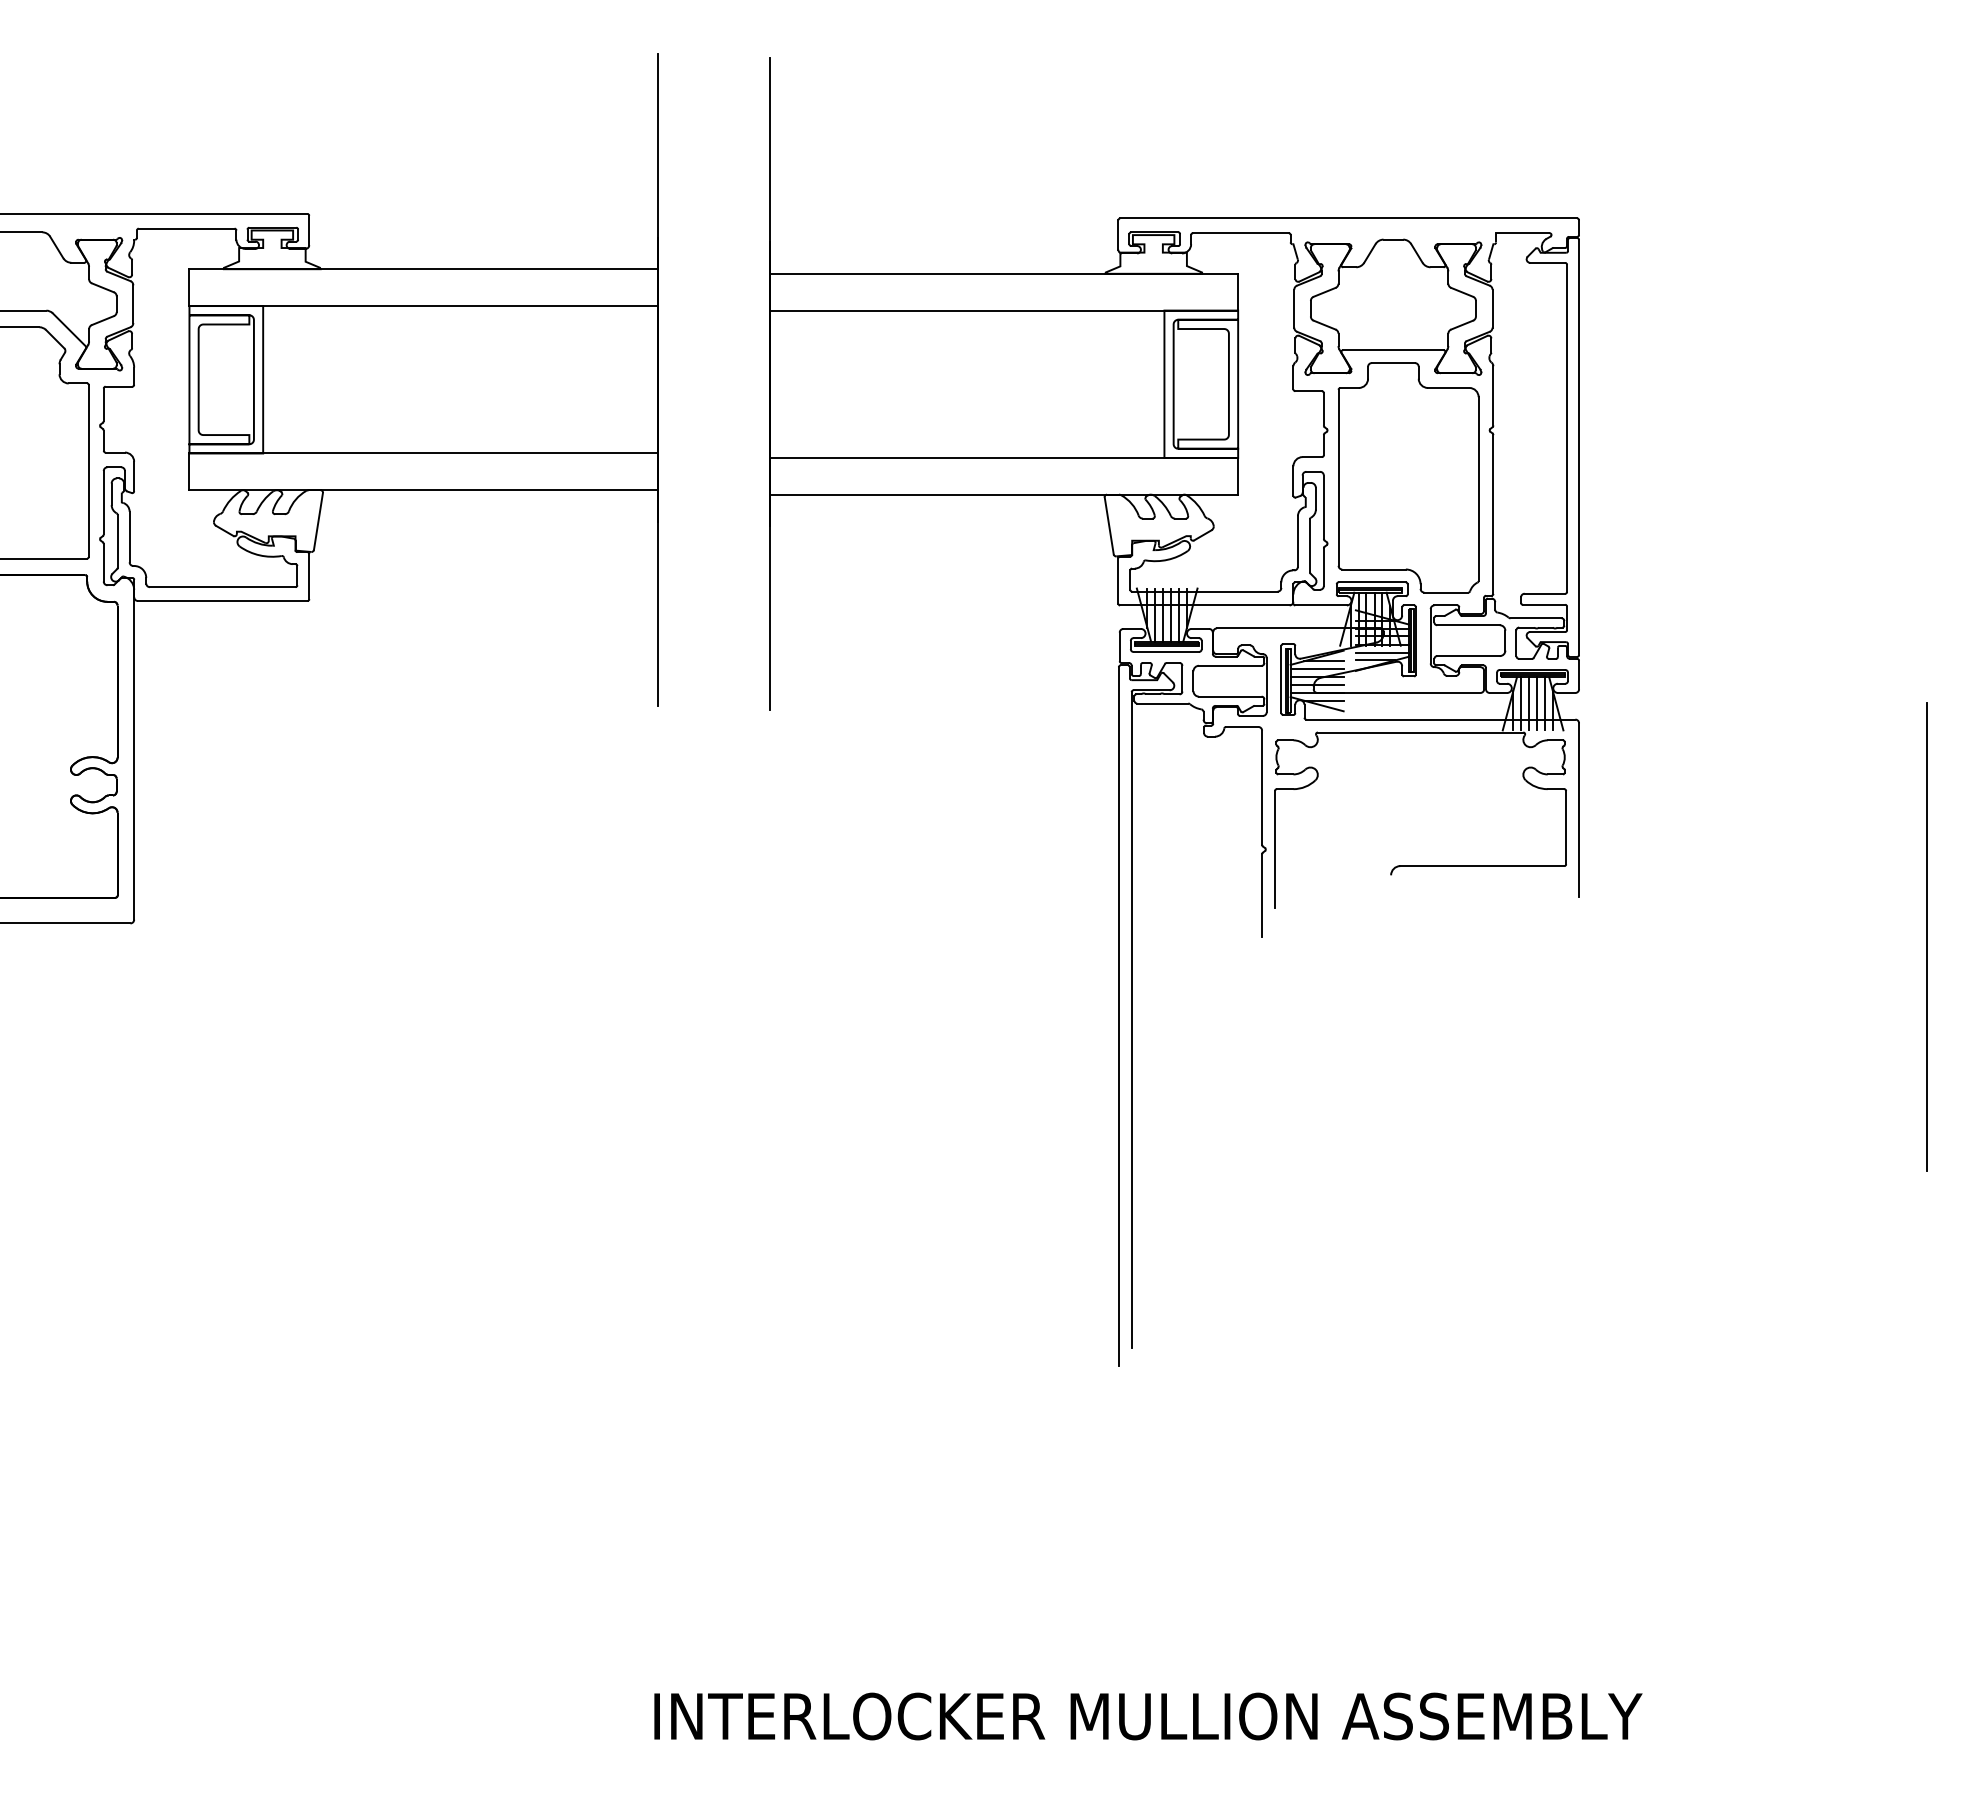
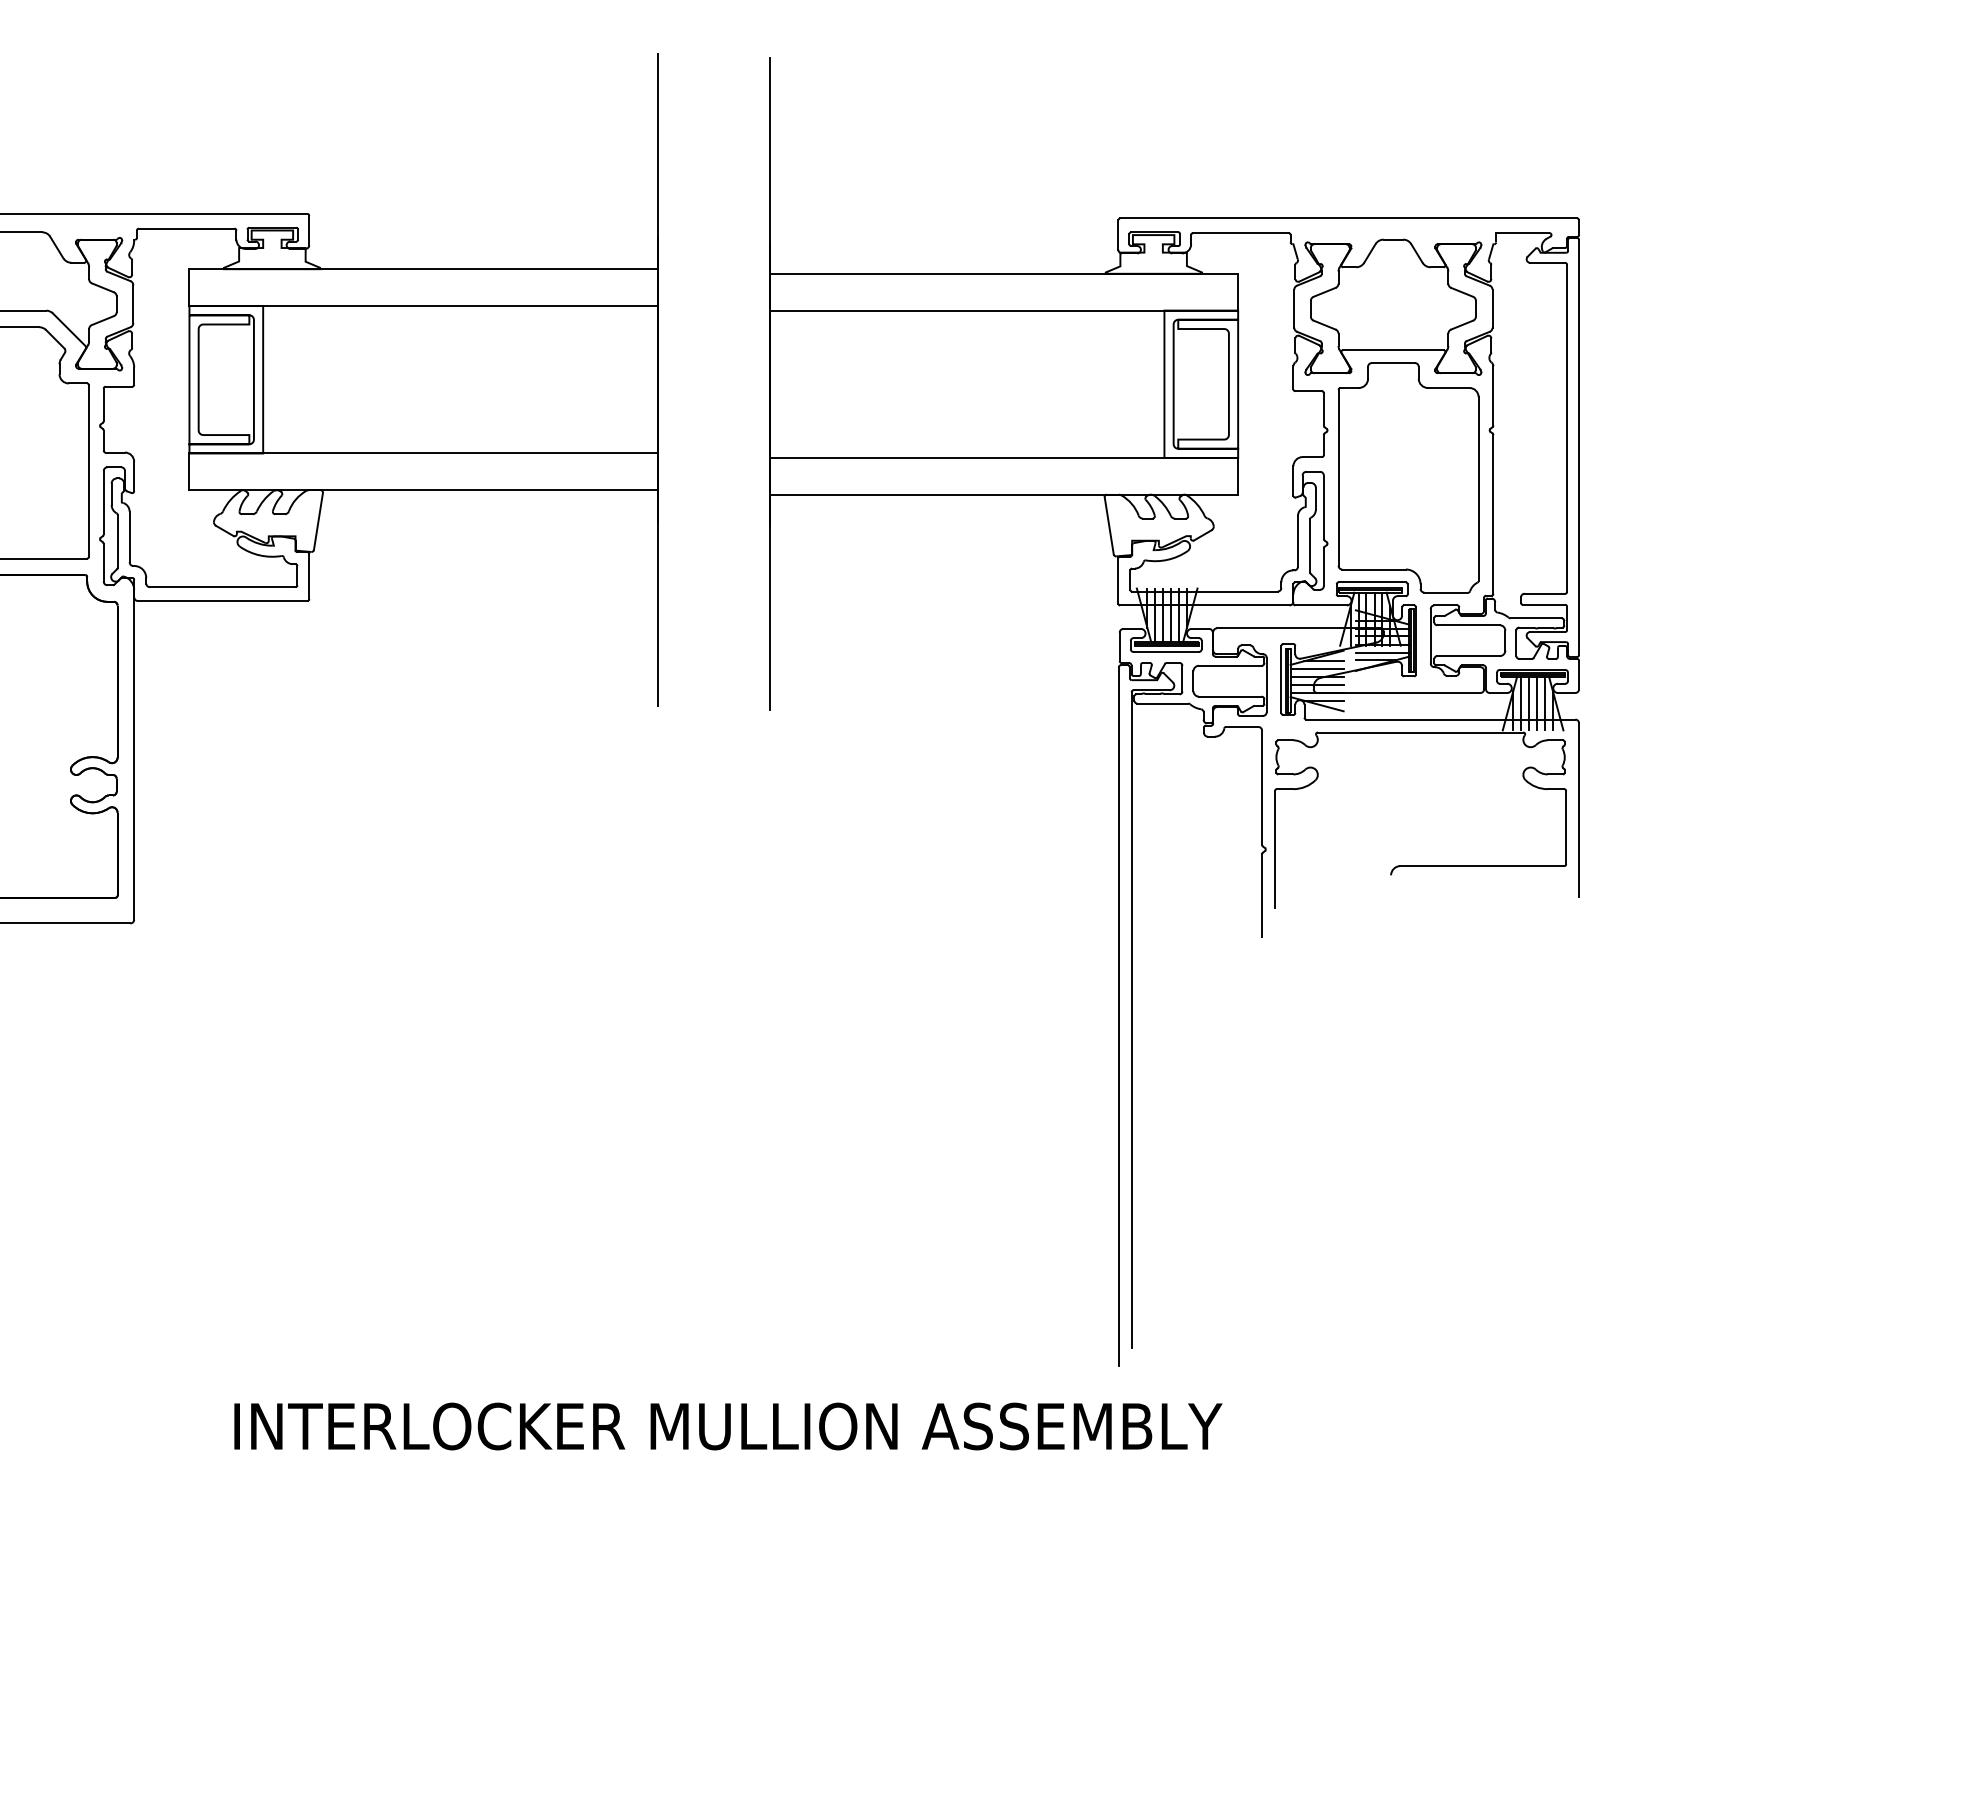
line: present -> none (1927, 937)
text position: (1148, 1716) -> (728, 1426) (728, 1426)
